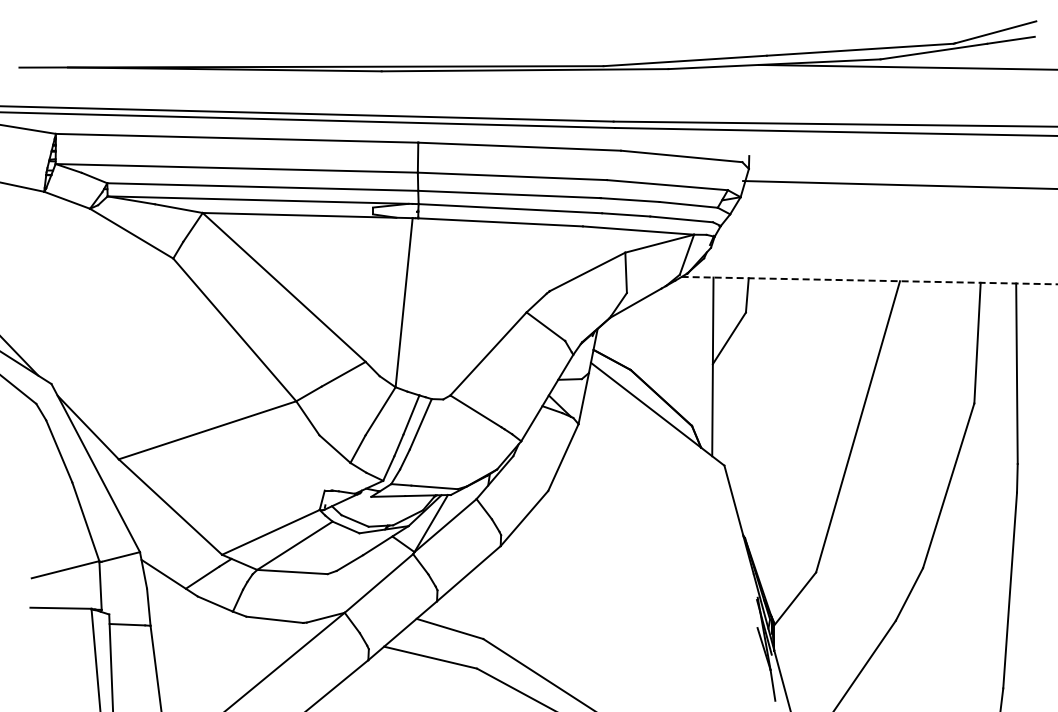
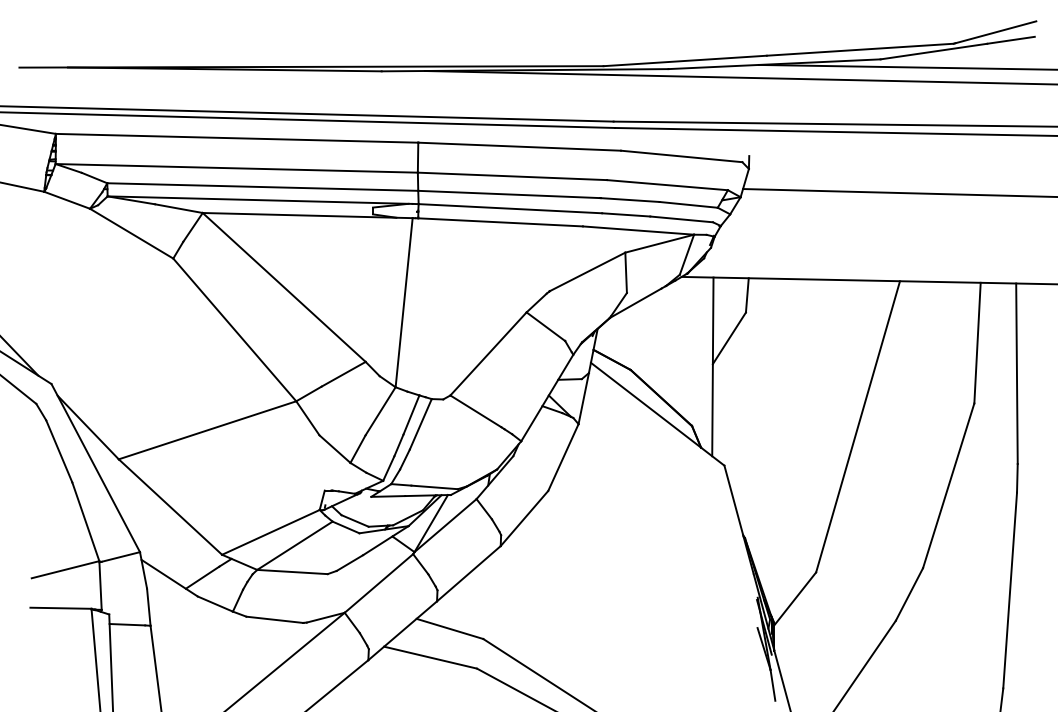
line: none -> present (739, 77)
line position: (898, 184) -> (898, 192) (898, 192)
line: dashed -> solid (869, 280)
